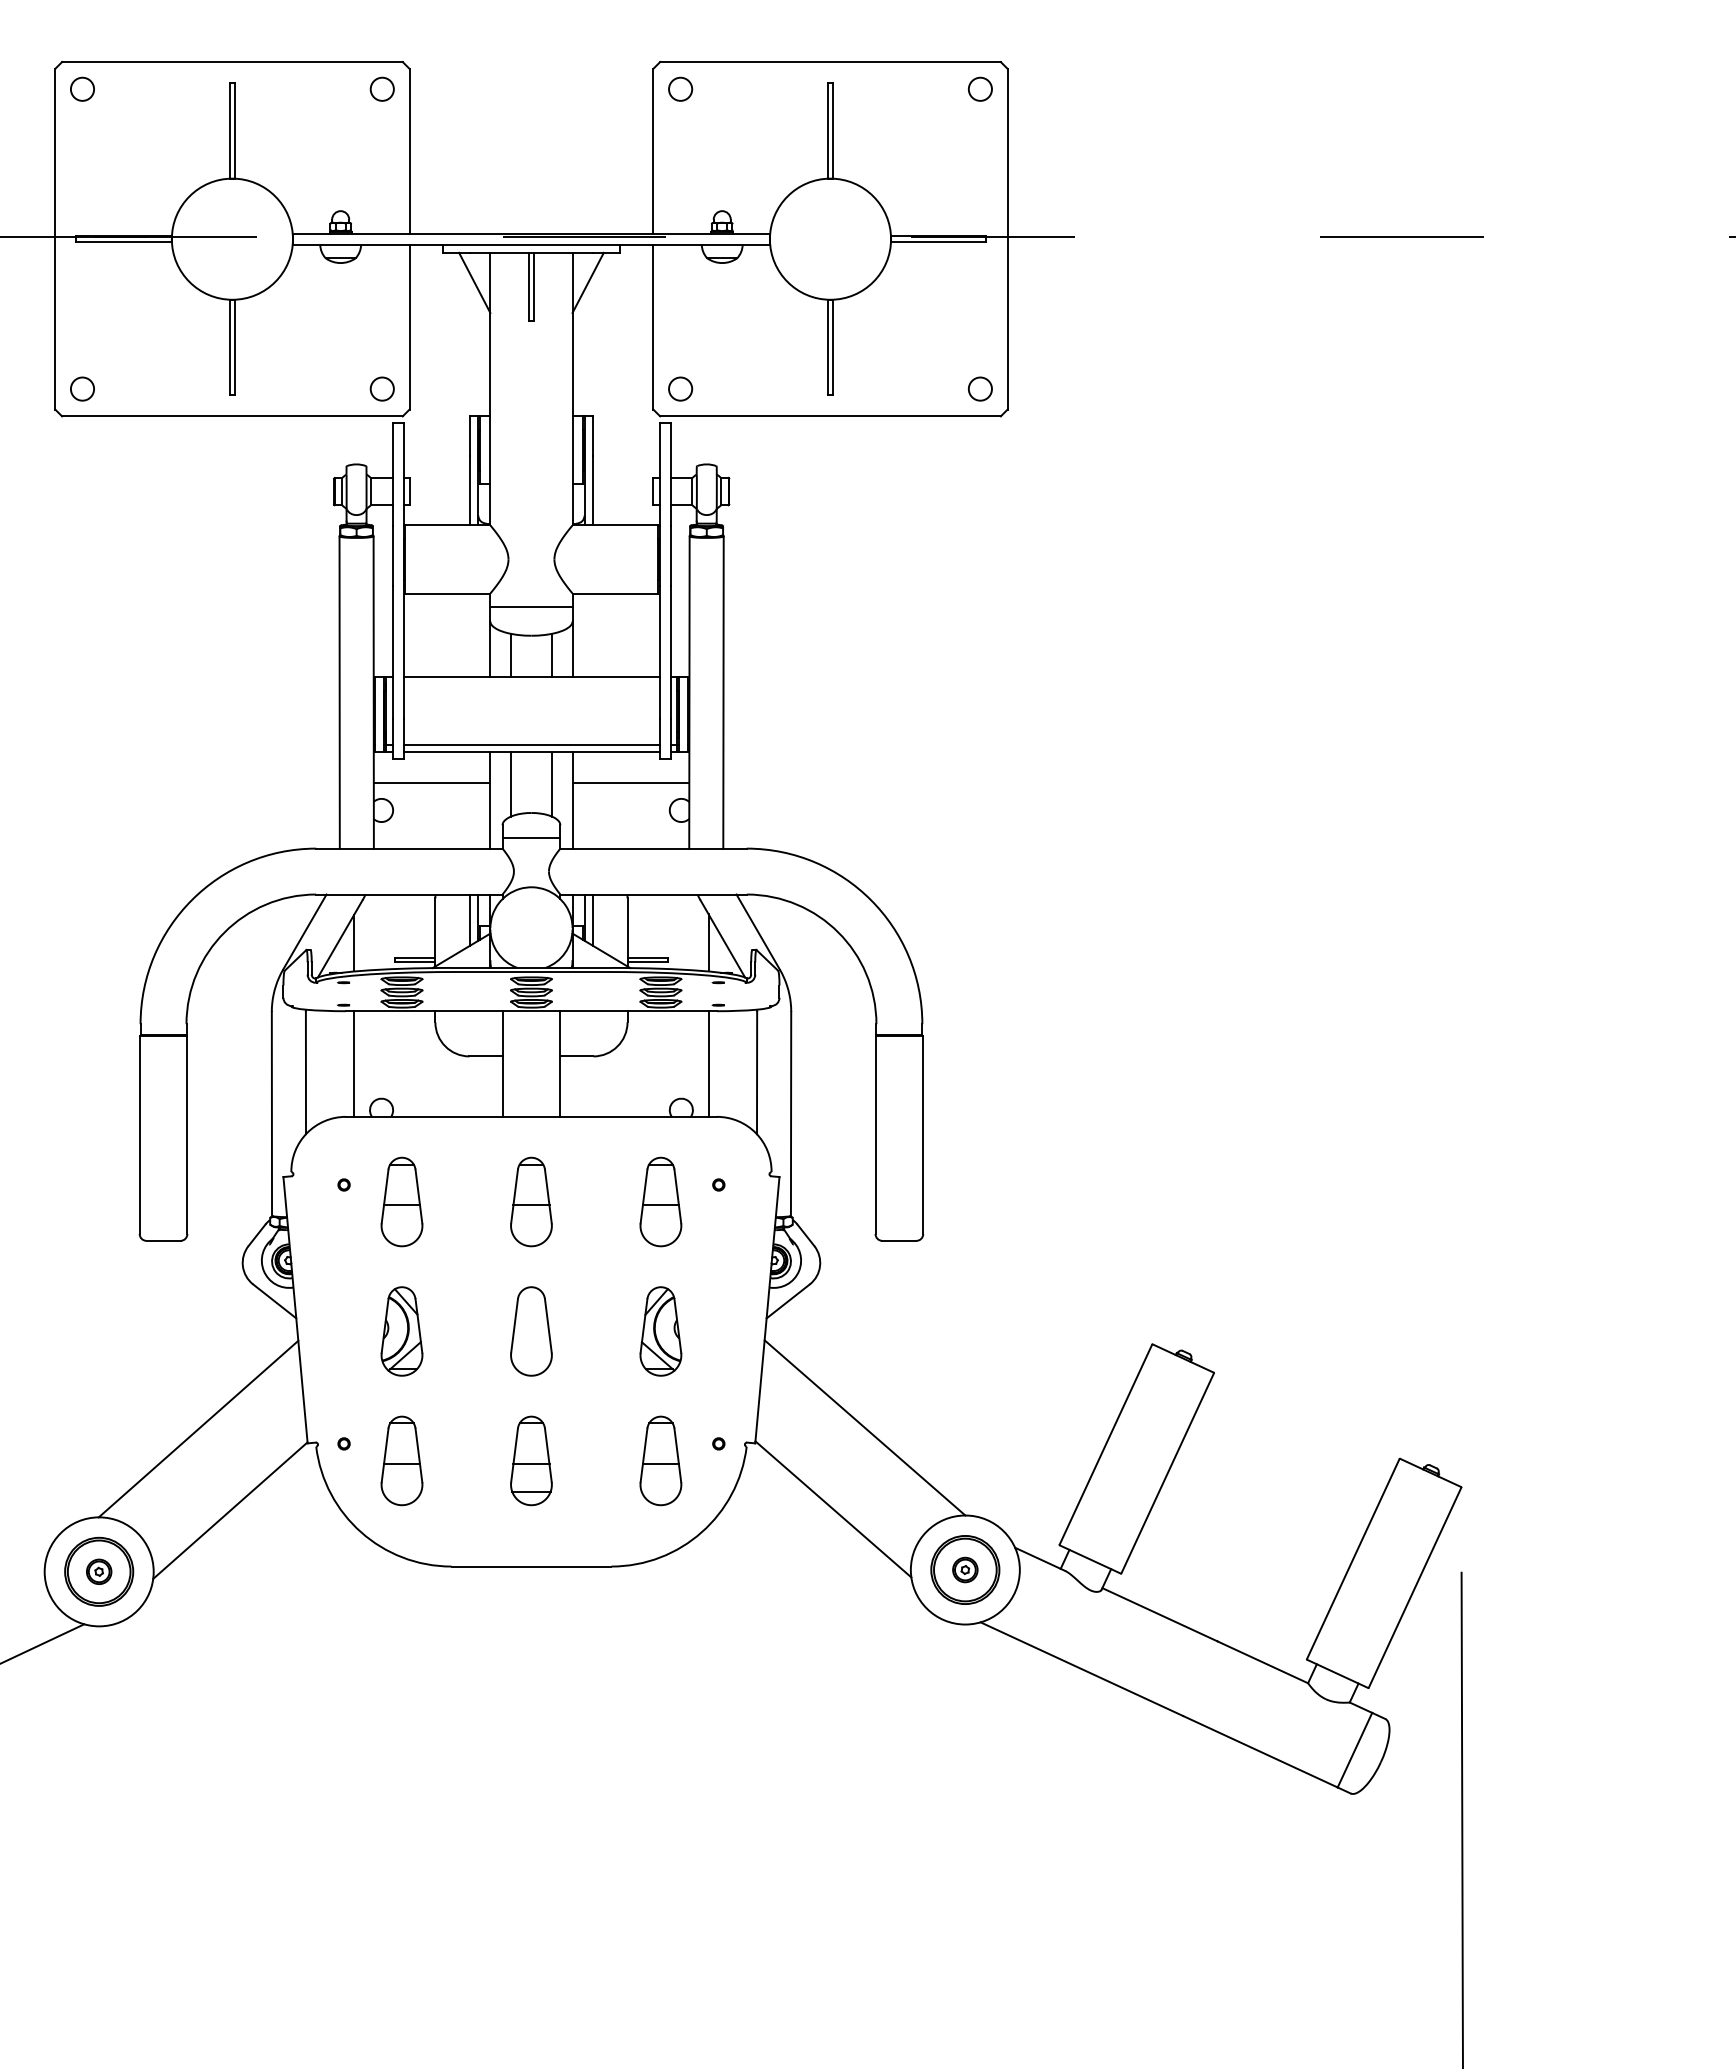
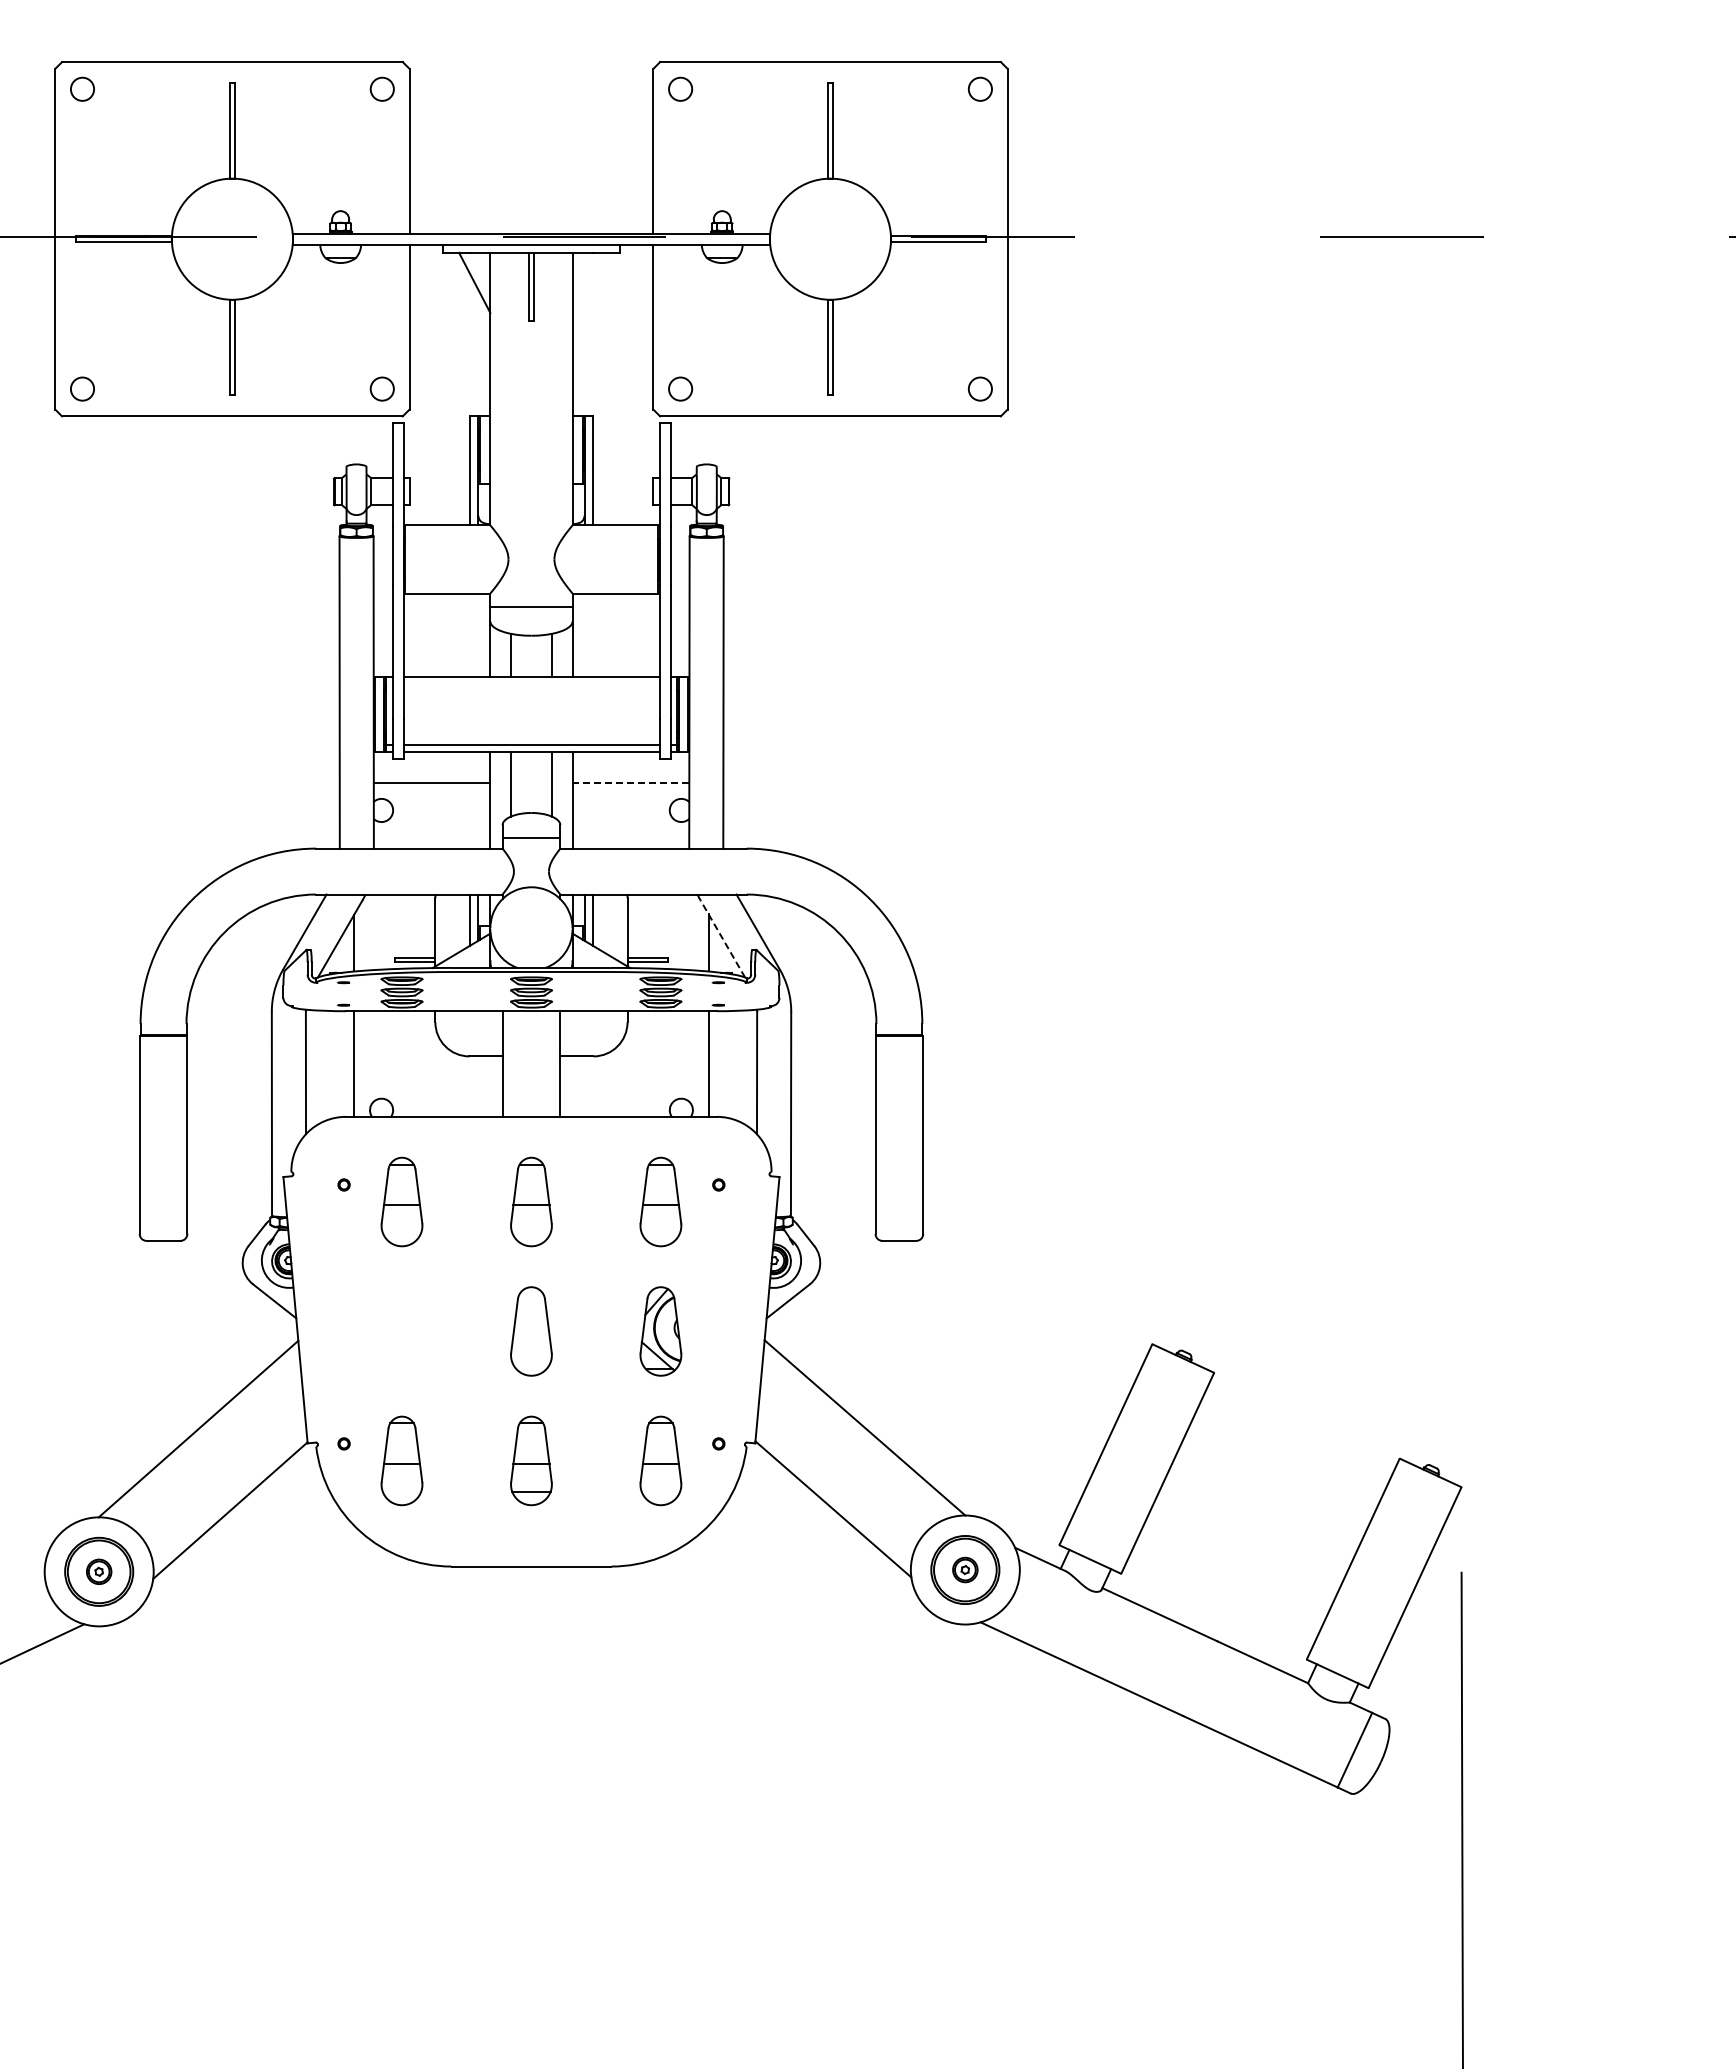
line: present -> none (587, 282)
line: solid -> dashed (630, 783)
line: solid -> dashed (722, 938)
part: present -> none (401, 1331)
